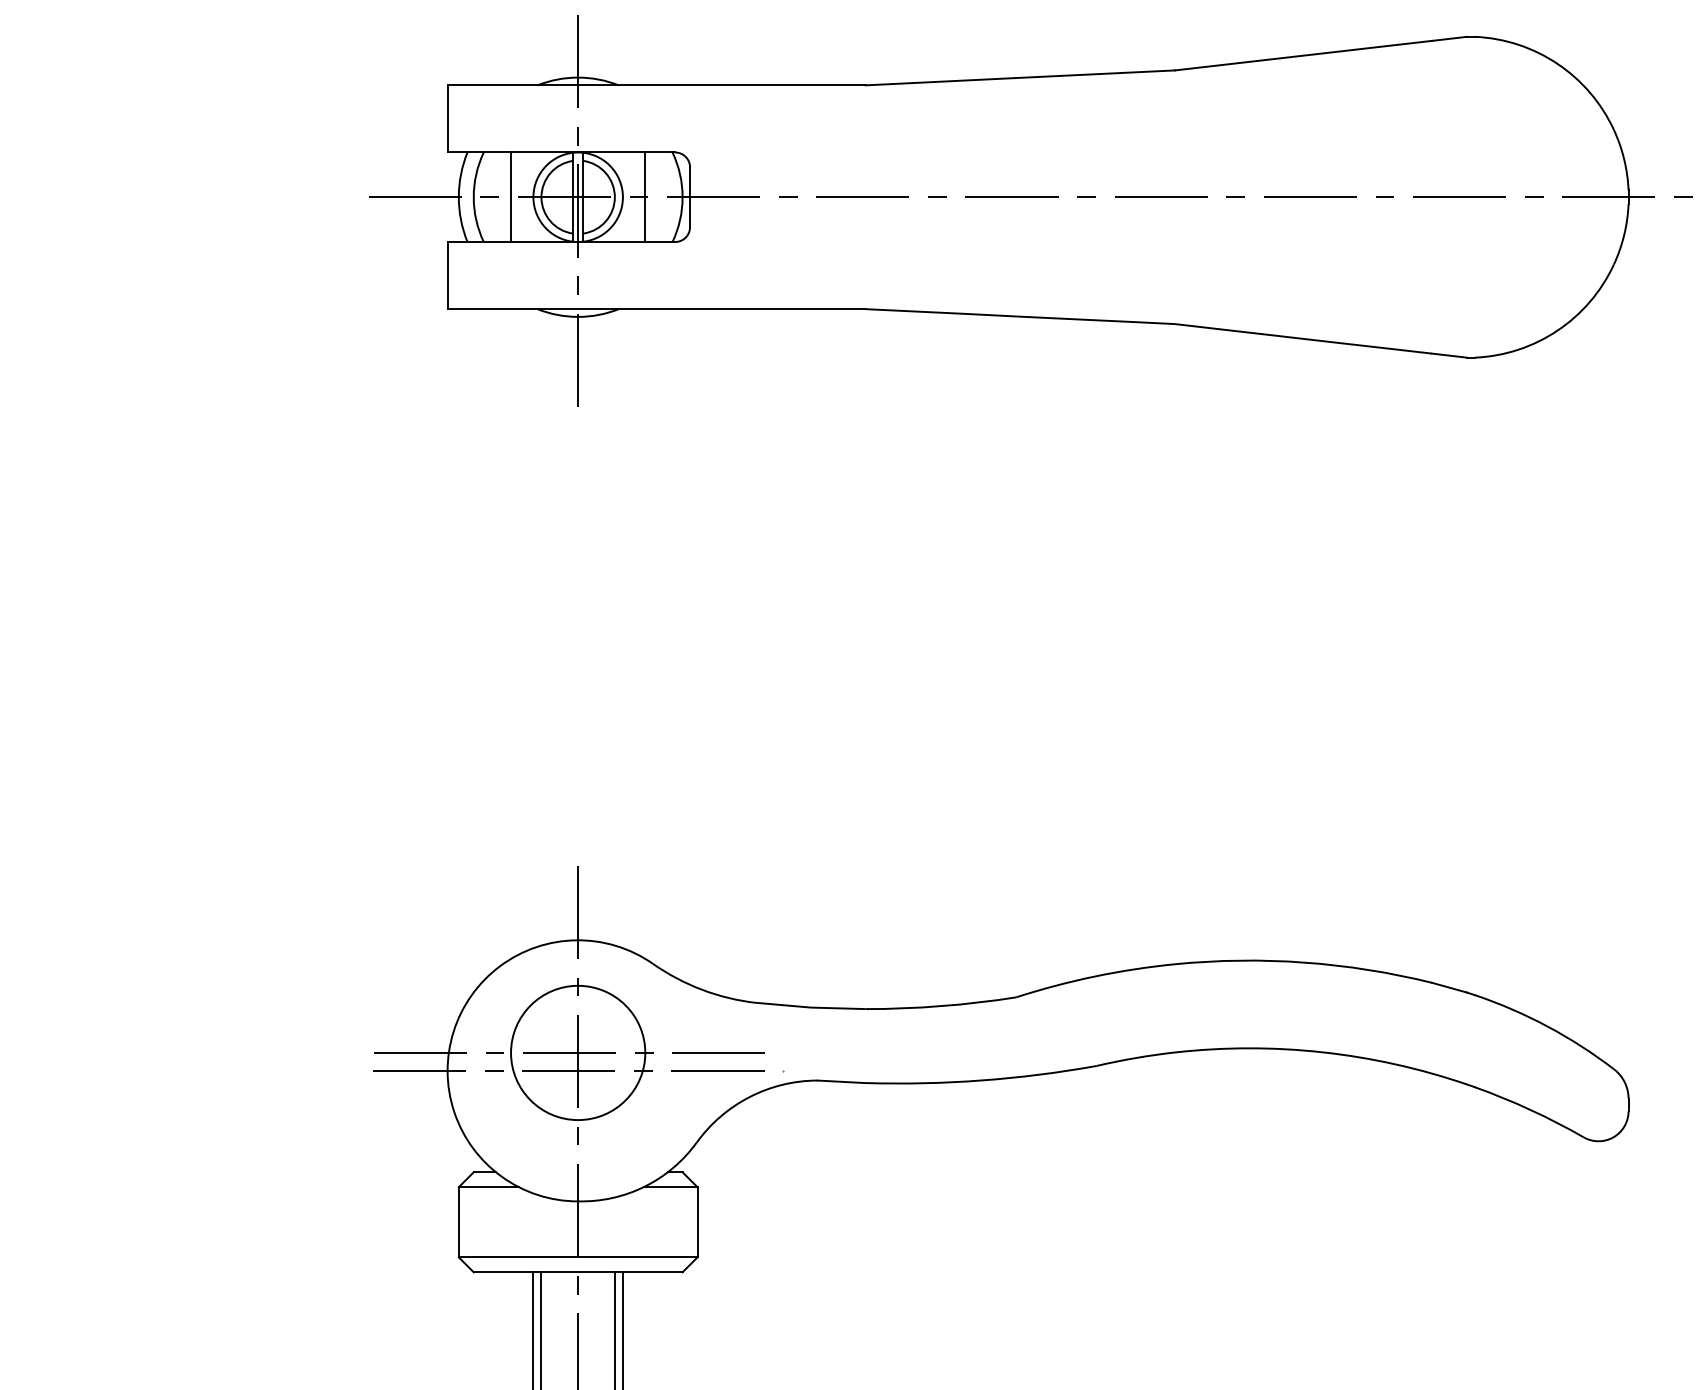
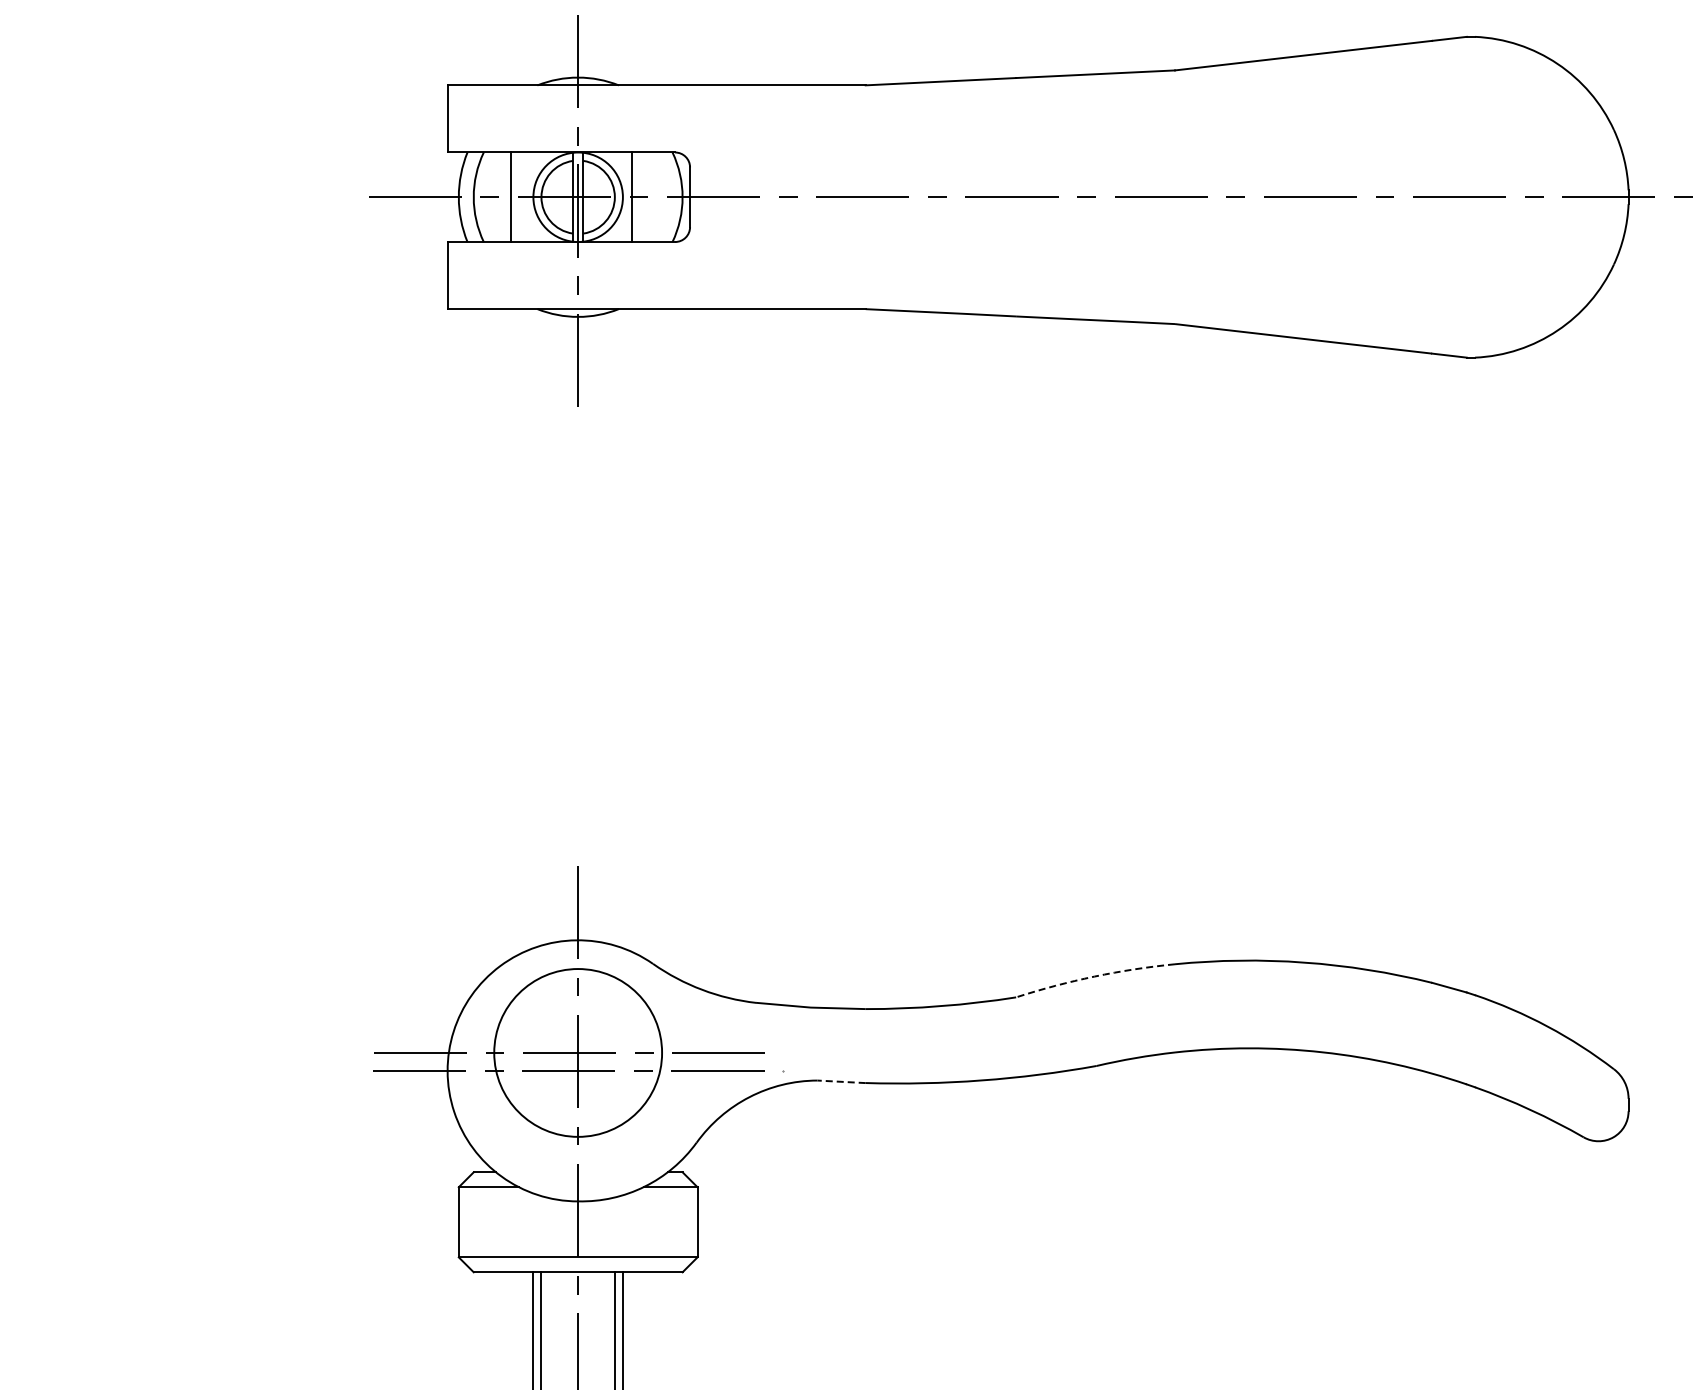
line position: (645, 197) -> (632, 197) (632, 197)
arc: solid -> dashed (1094, 976)
circle diameter: 134 px -> 168 px (578, 1052)
line: solid -> dashed (841, 1081)
